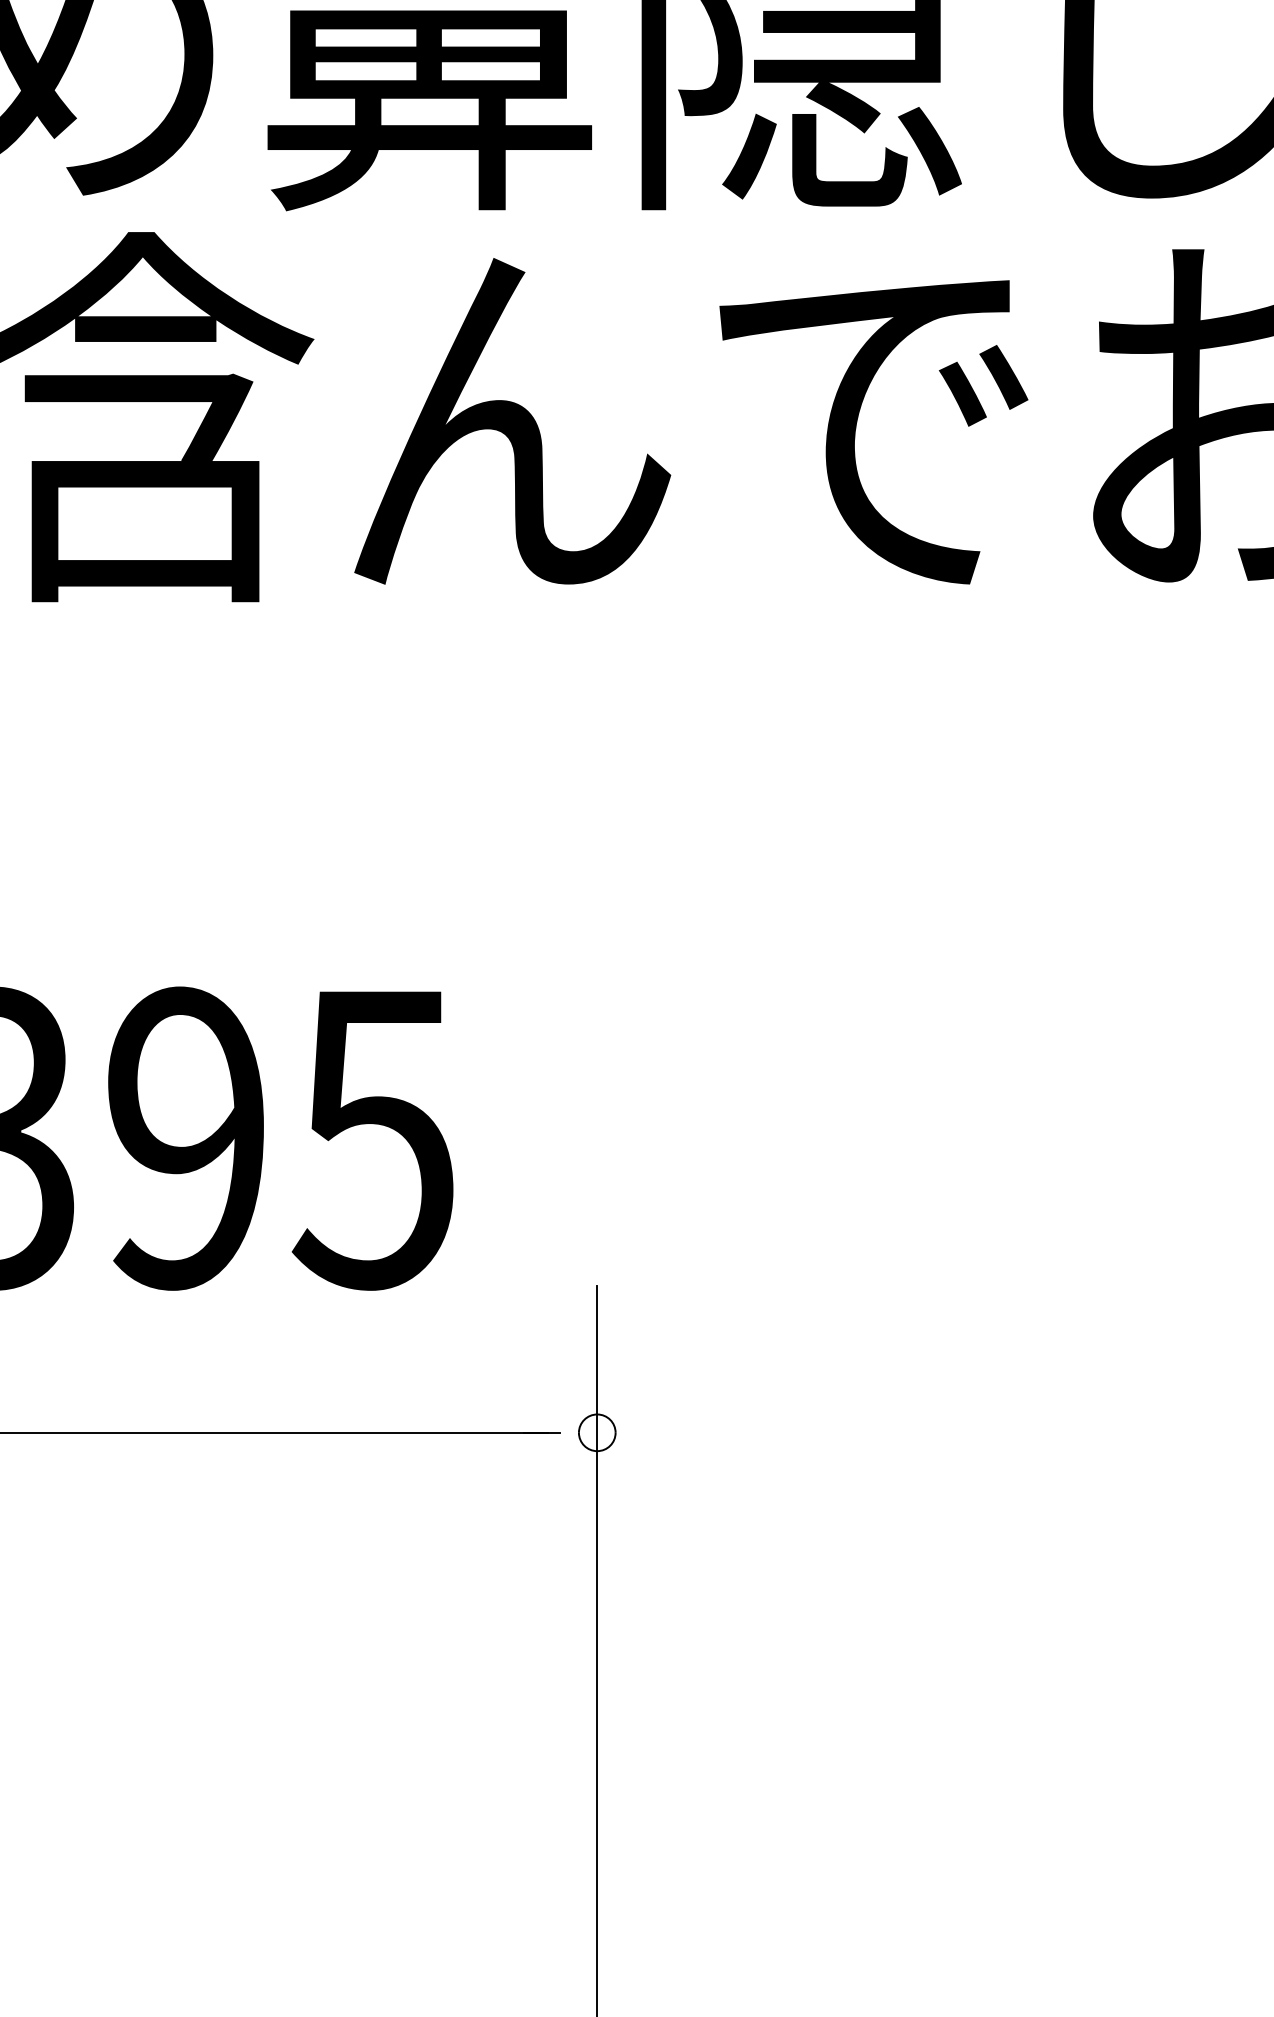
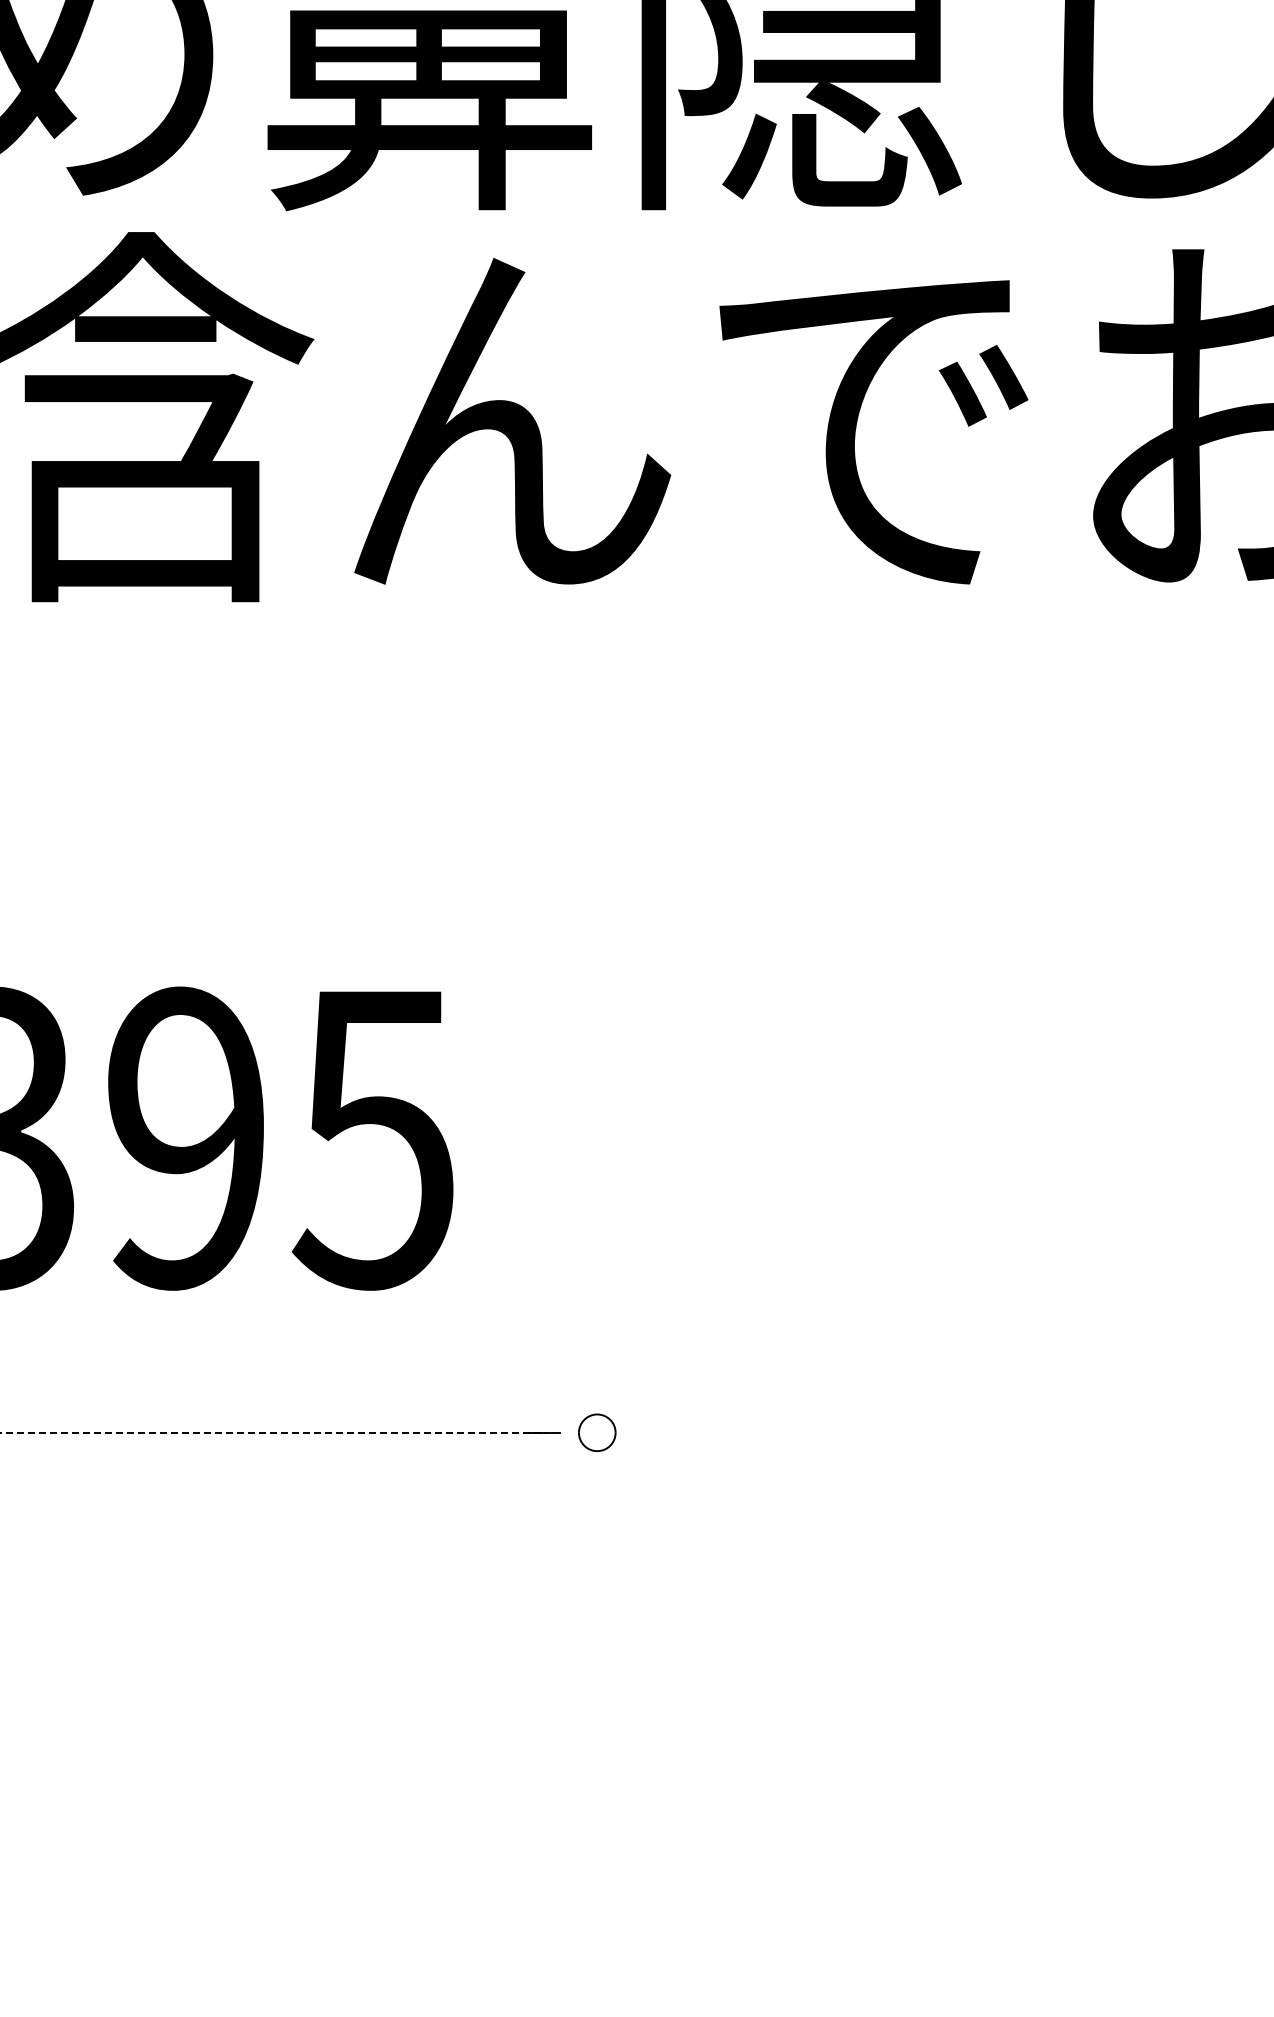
line: solid -> dashed (274, 1432)
line: present -> none (597, 1649)
